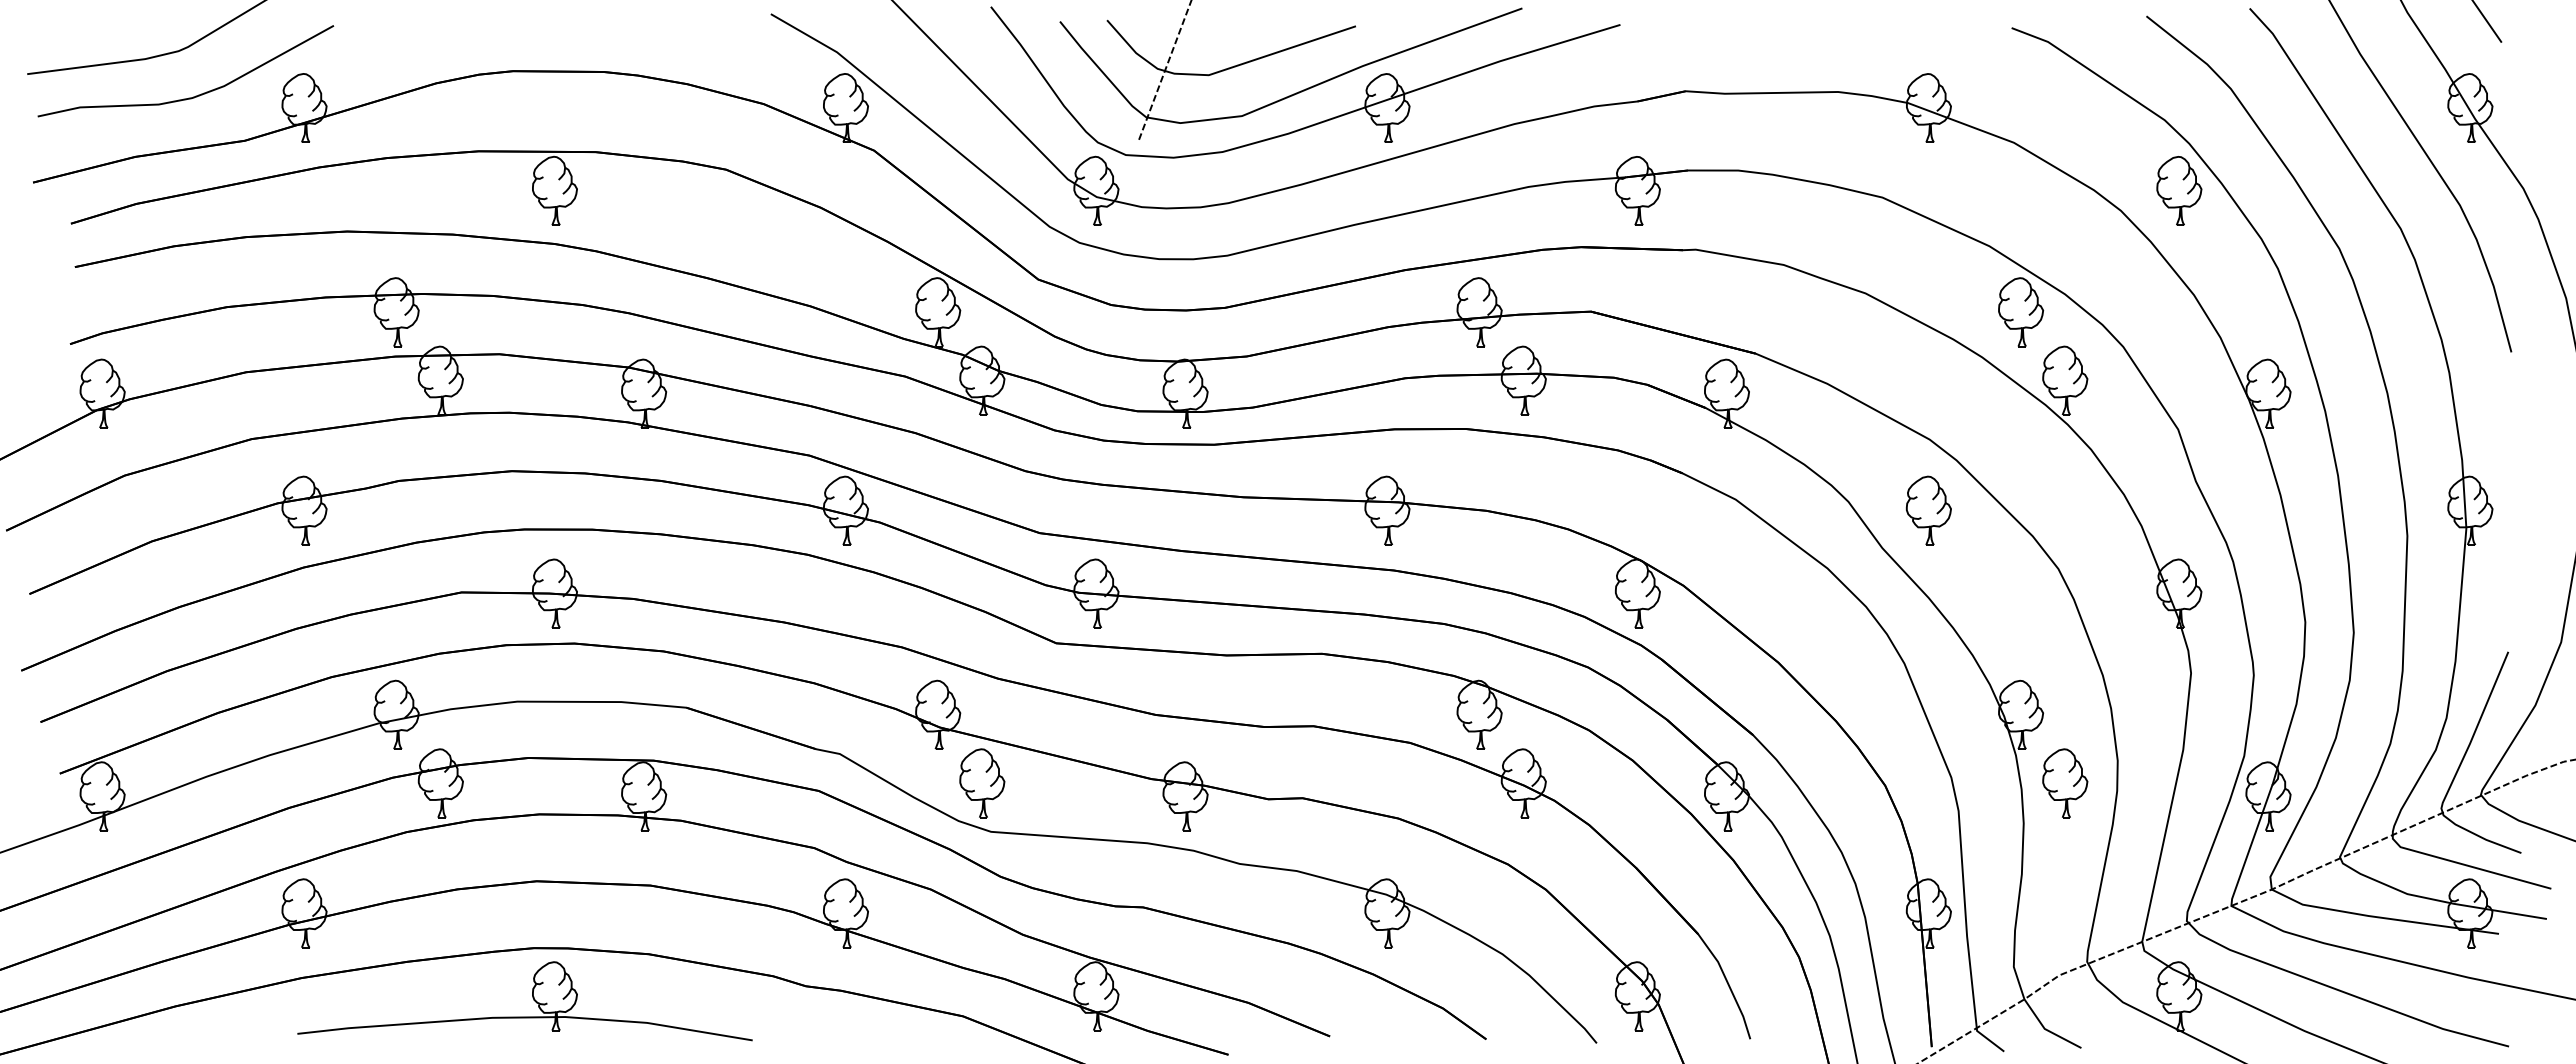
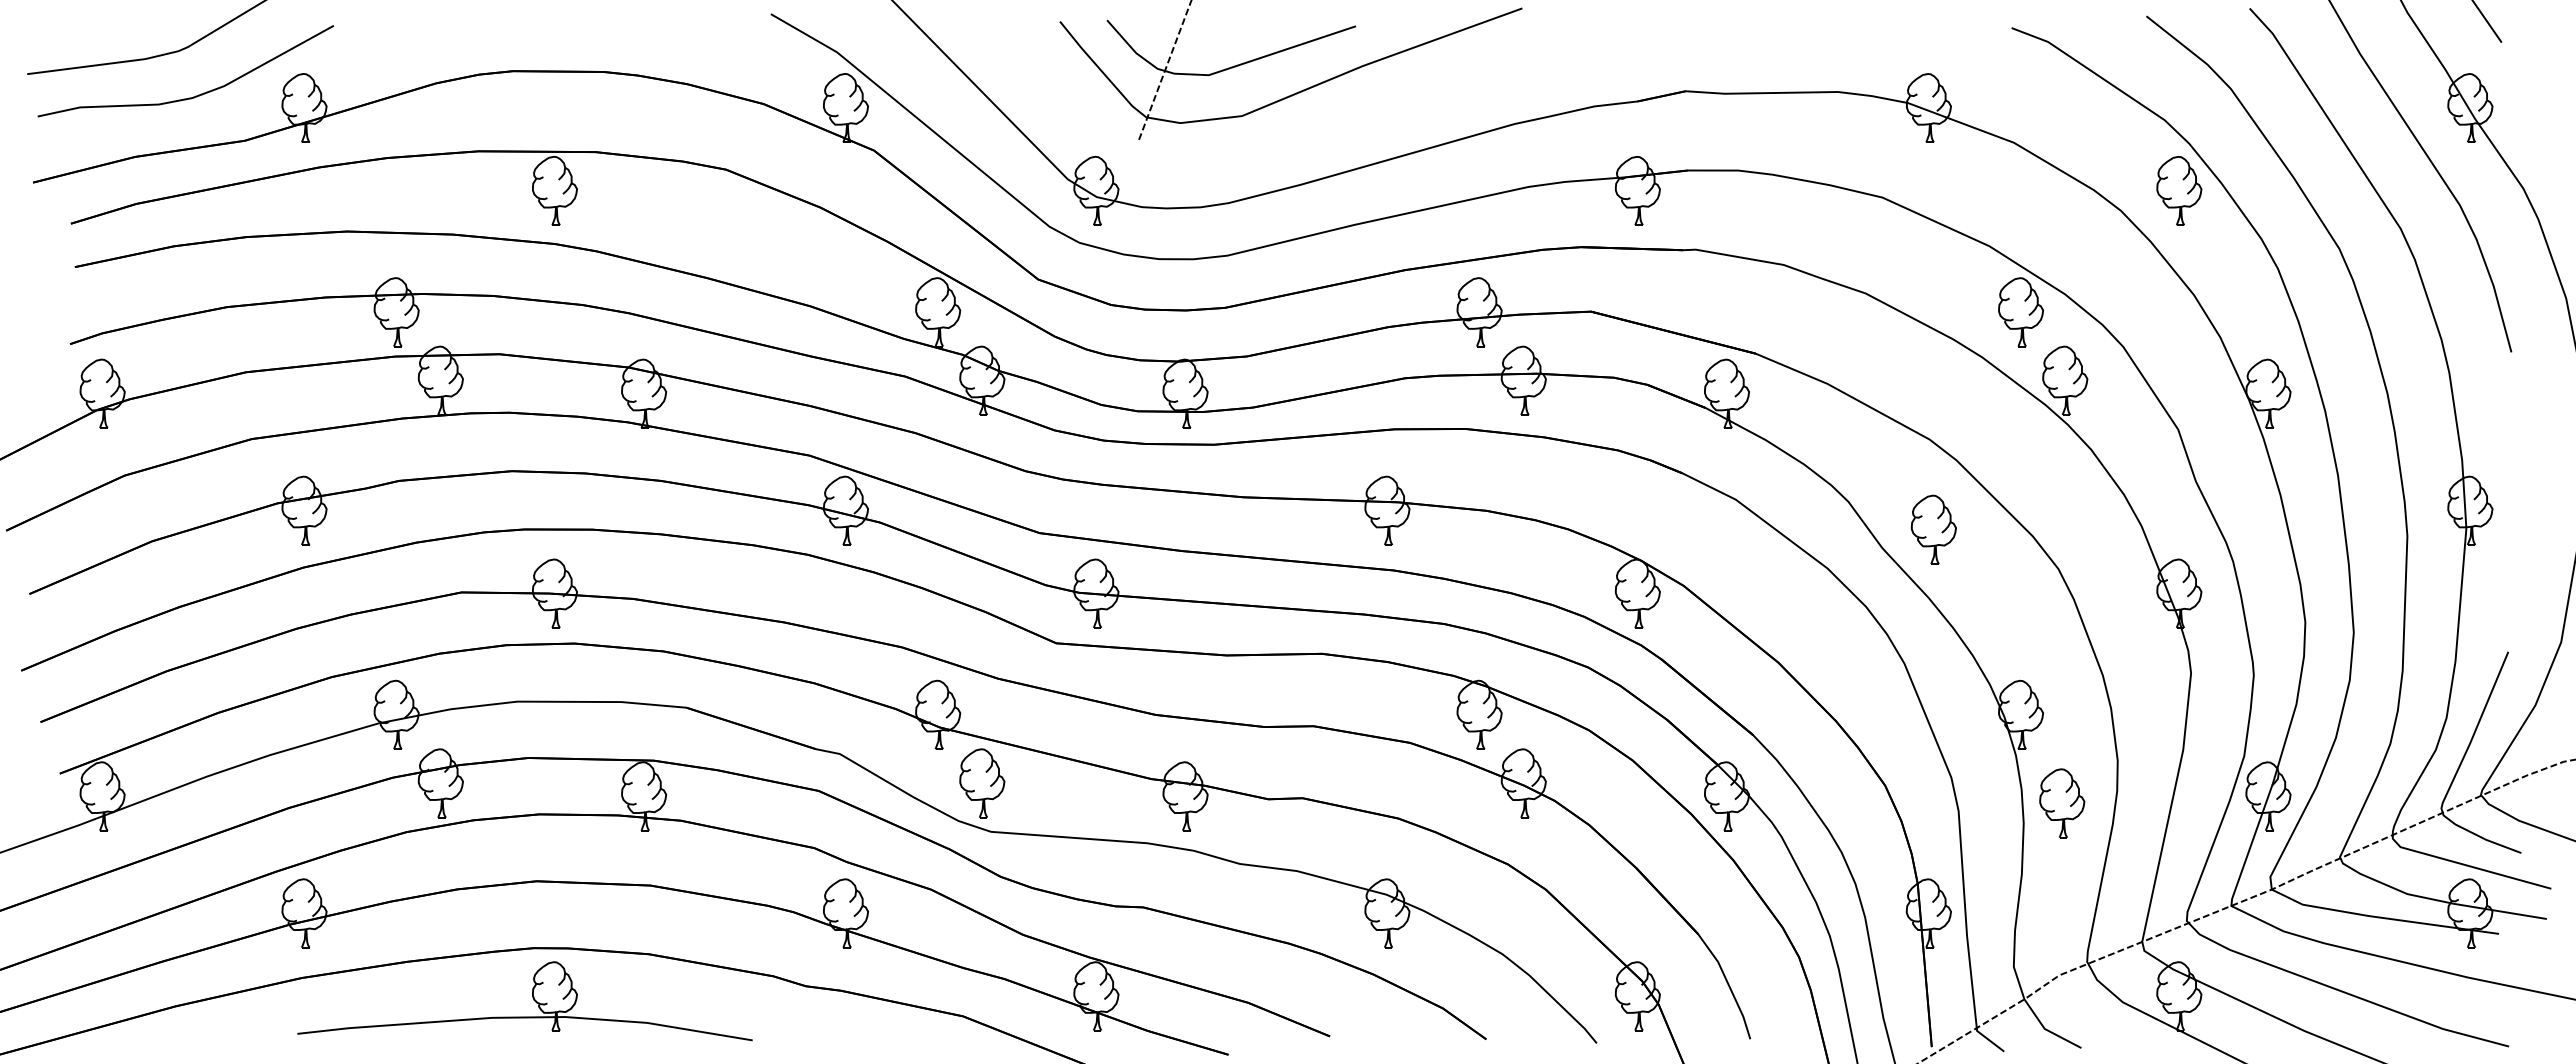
part: present -> none (1317, 122)
part position: (1928, 510) -> (1933, 529) (1933, 529)
part position: (2065, 783) -> (2062, 803) (2062, 803)
